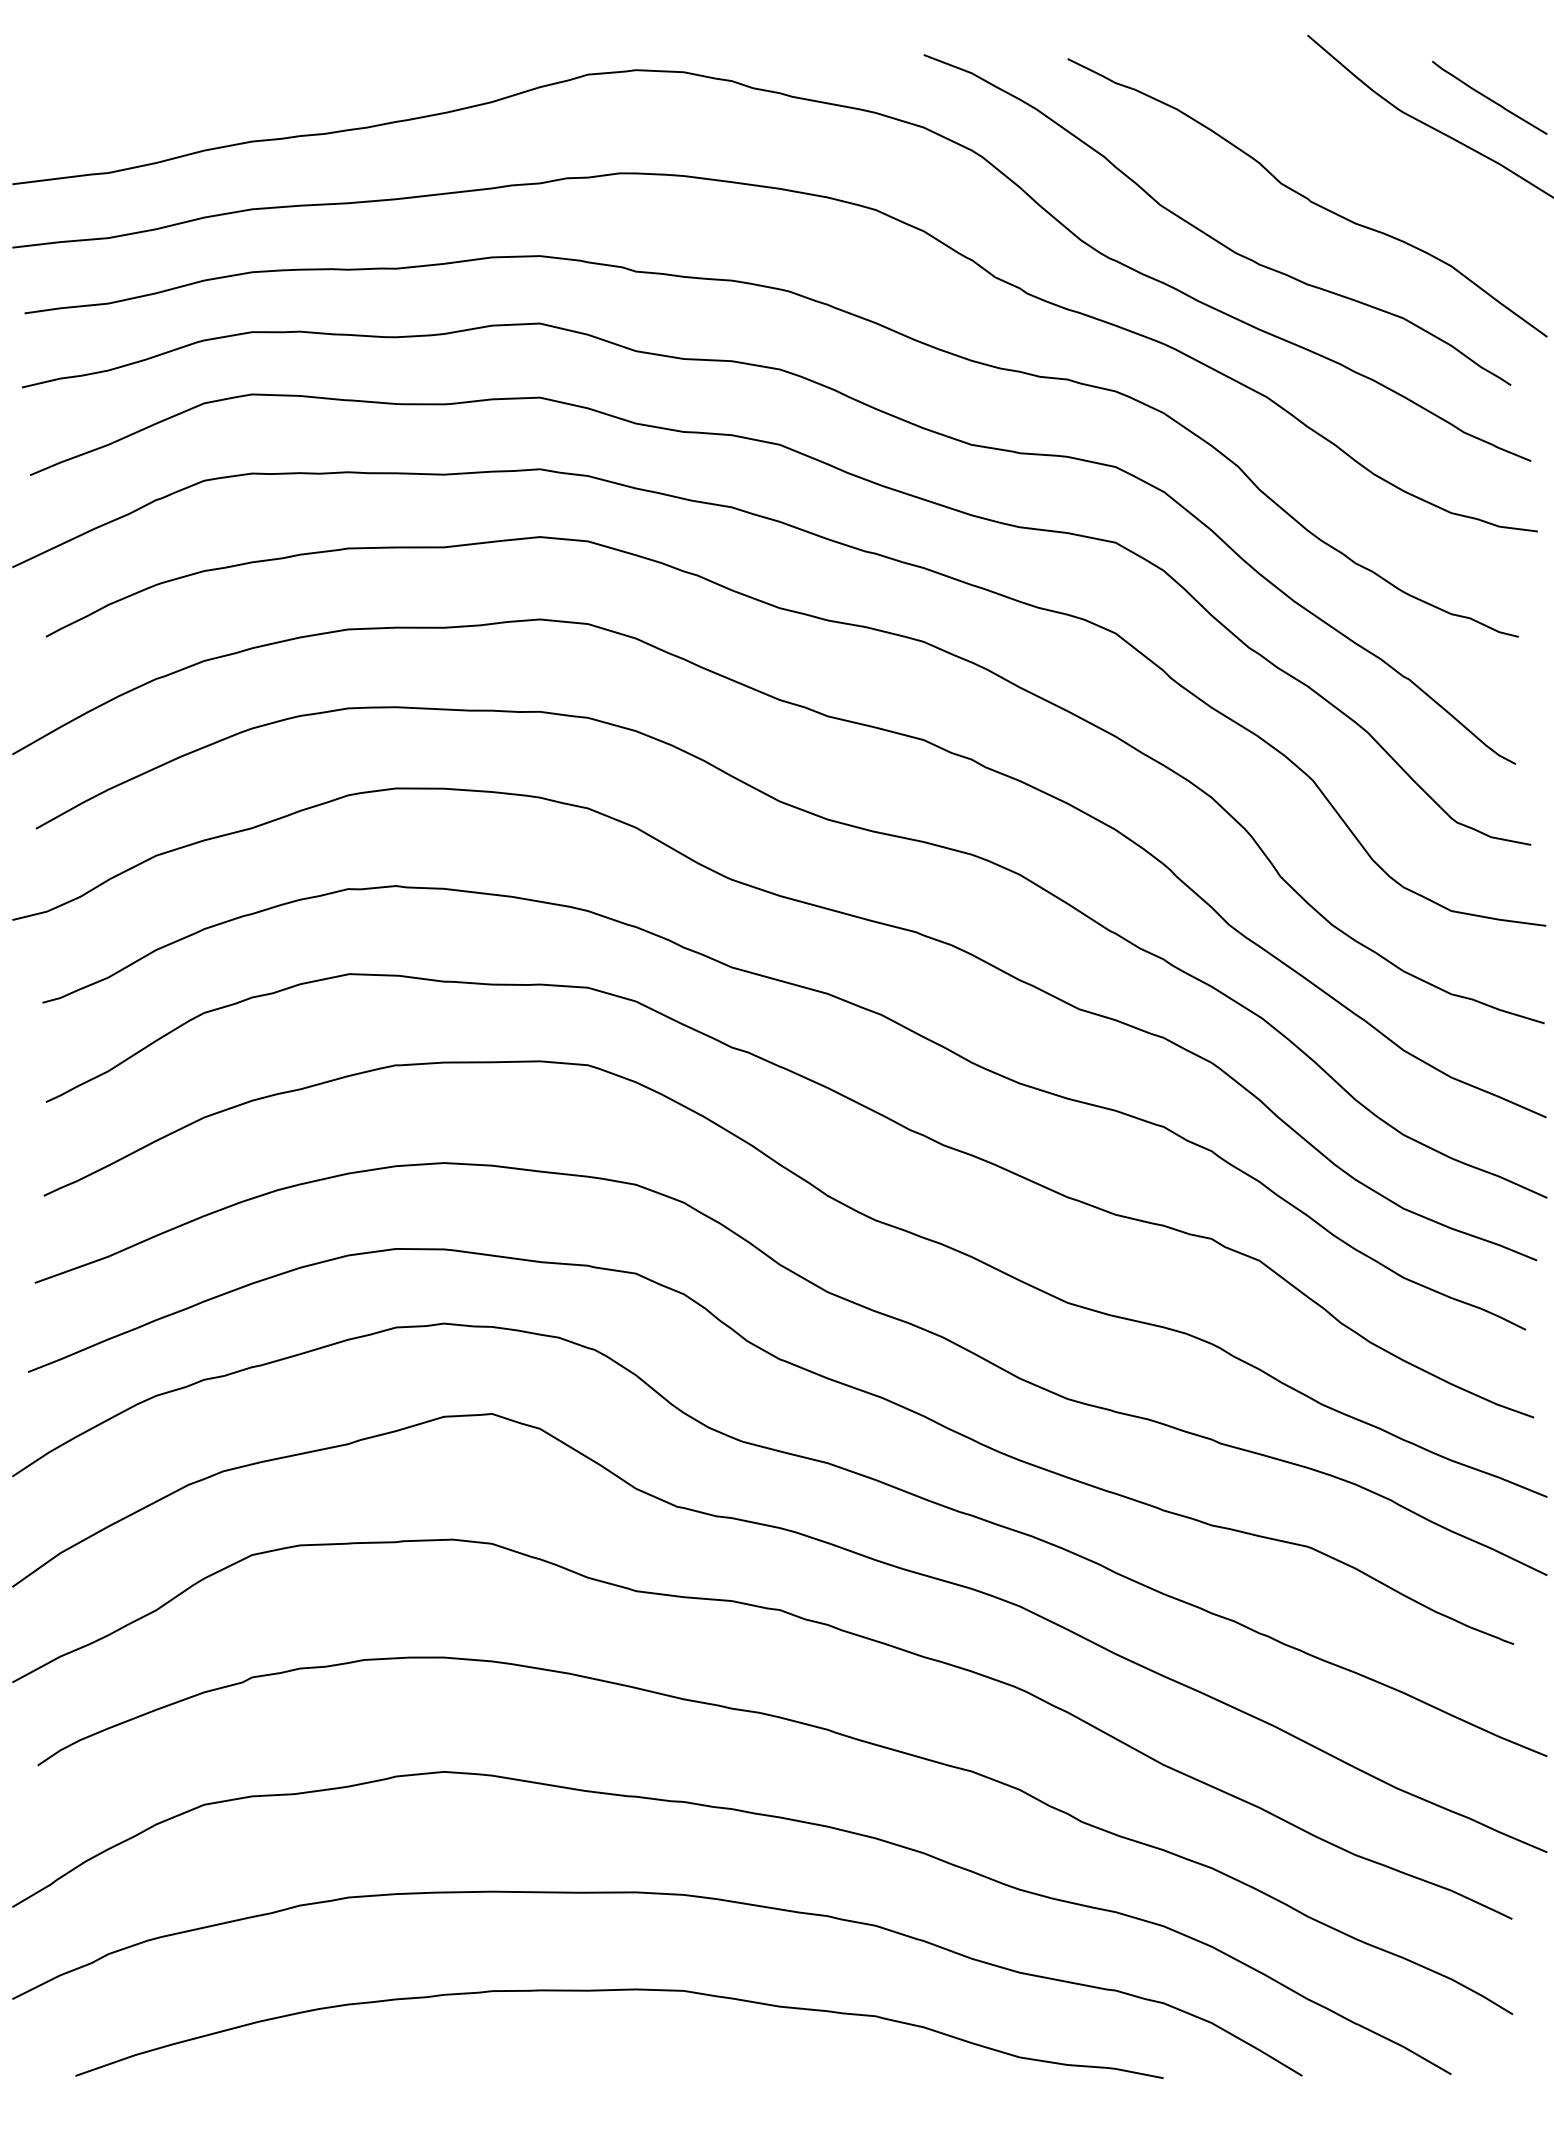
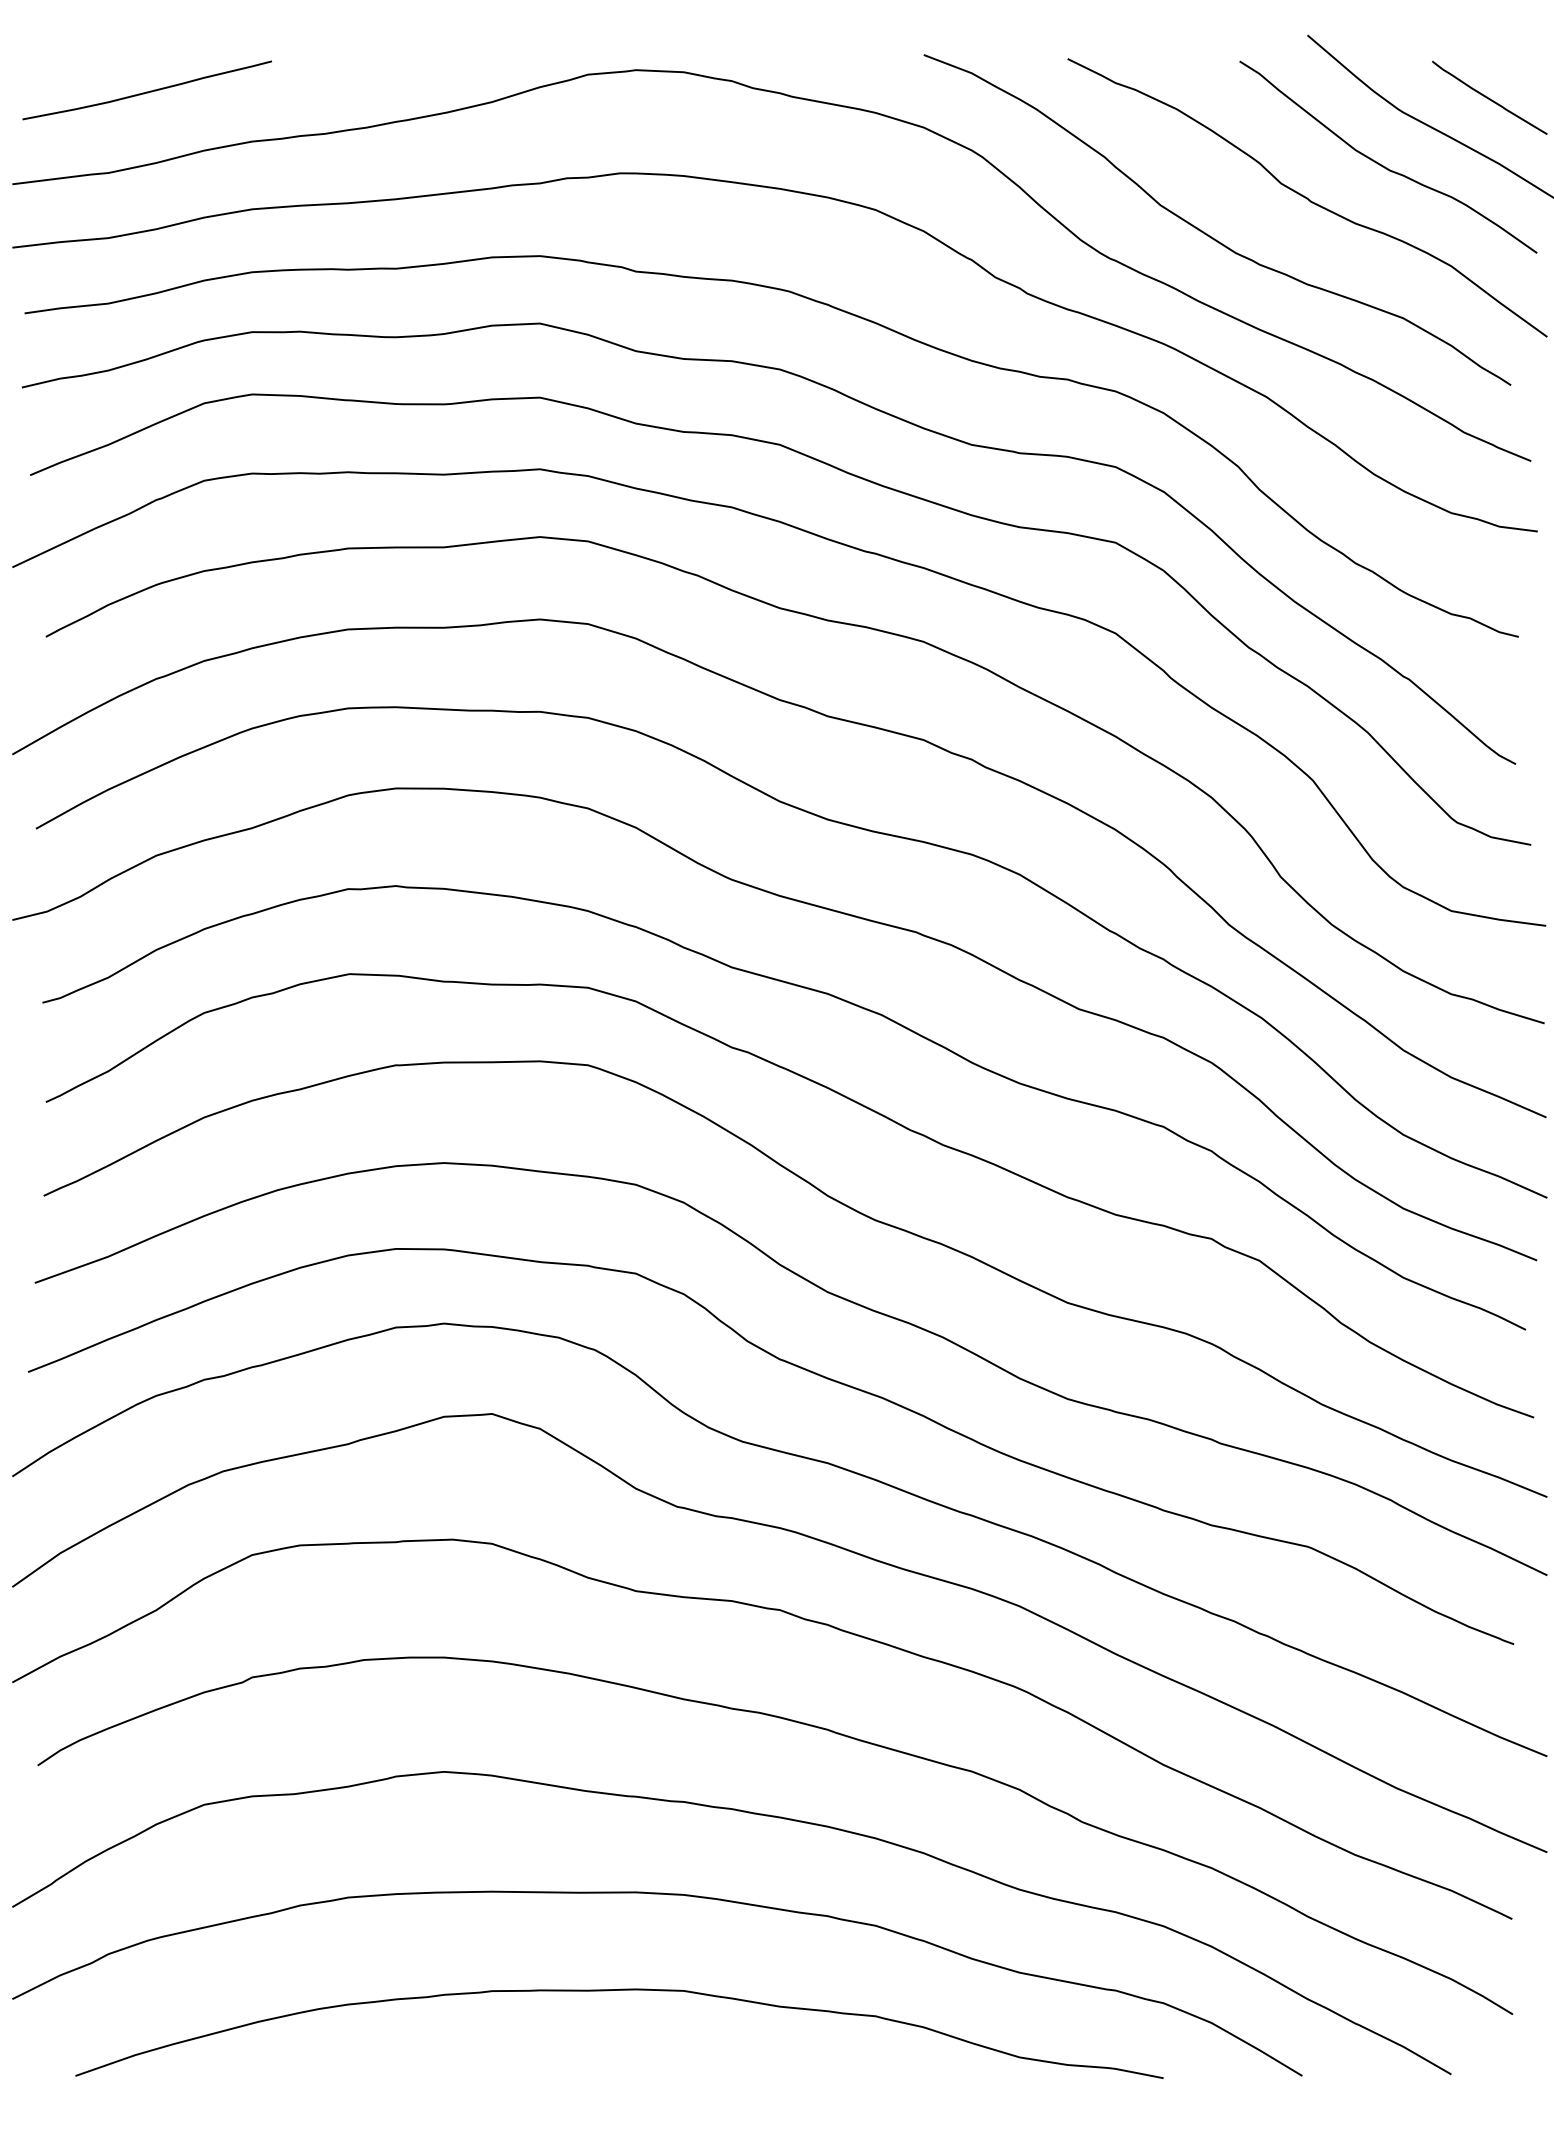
curve: none -> present (146, 91)
curve: none -> present (1383, 165)
